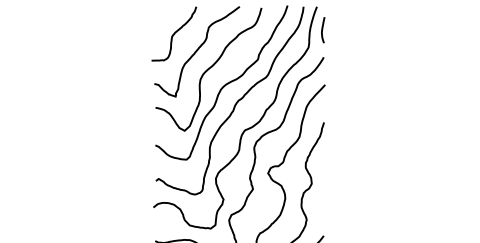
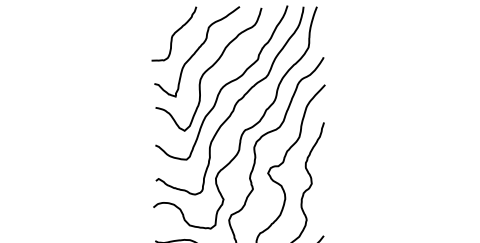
curve: present -> none (323, 29)
